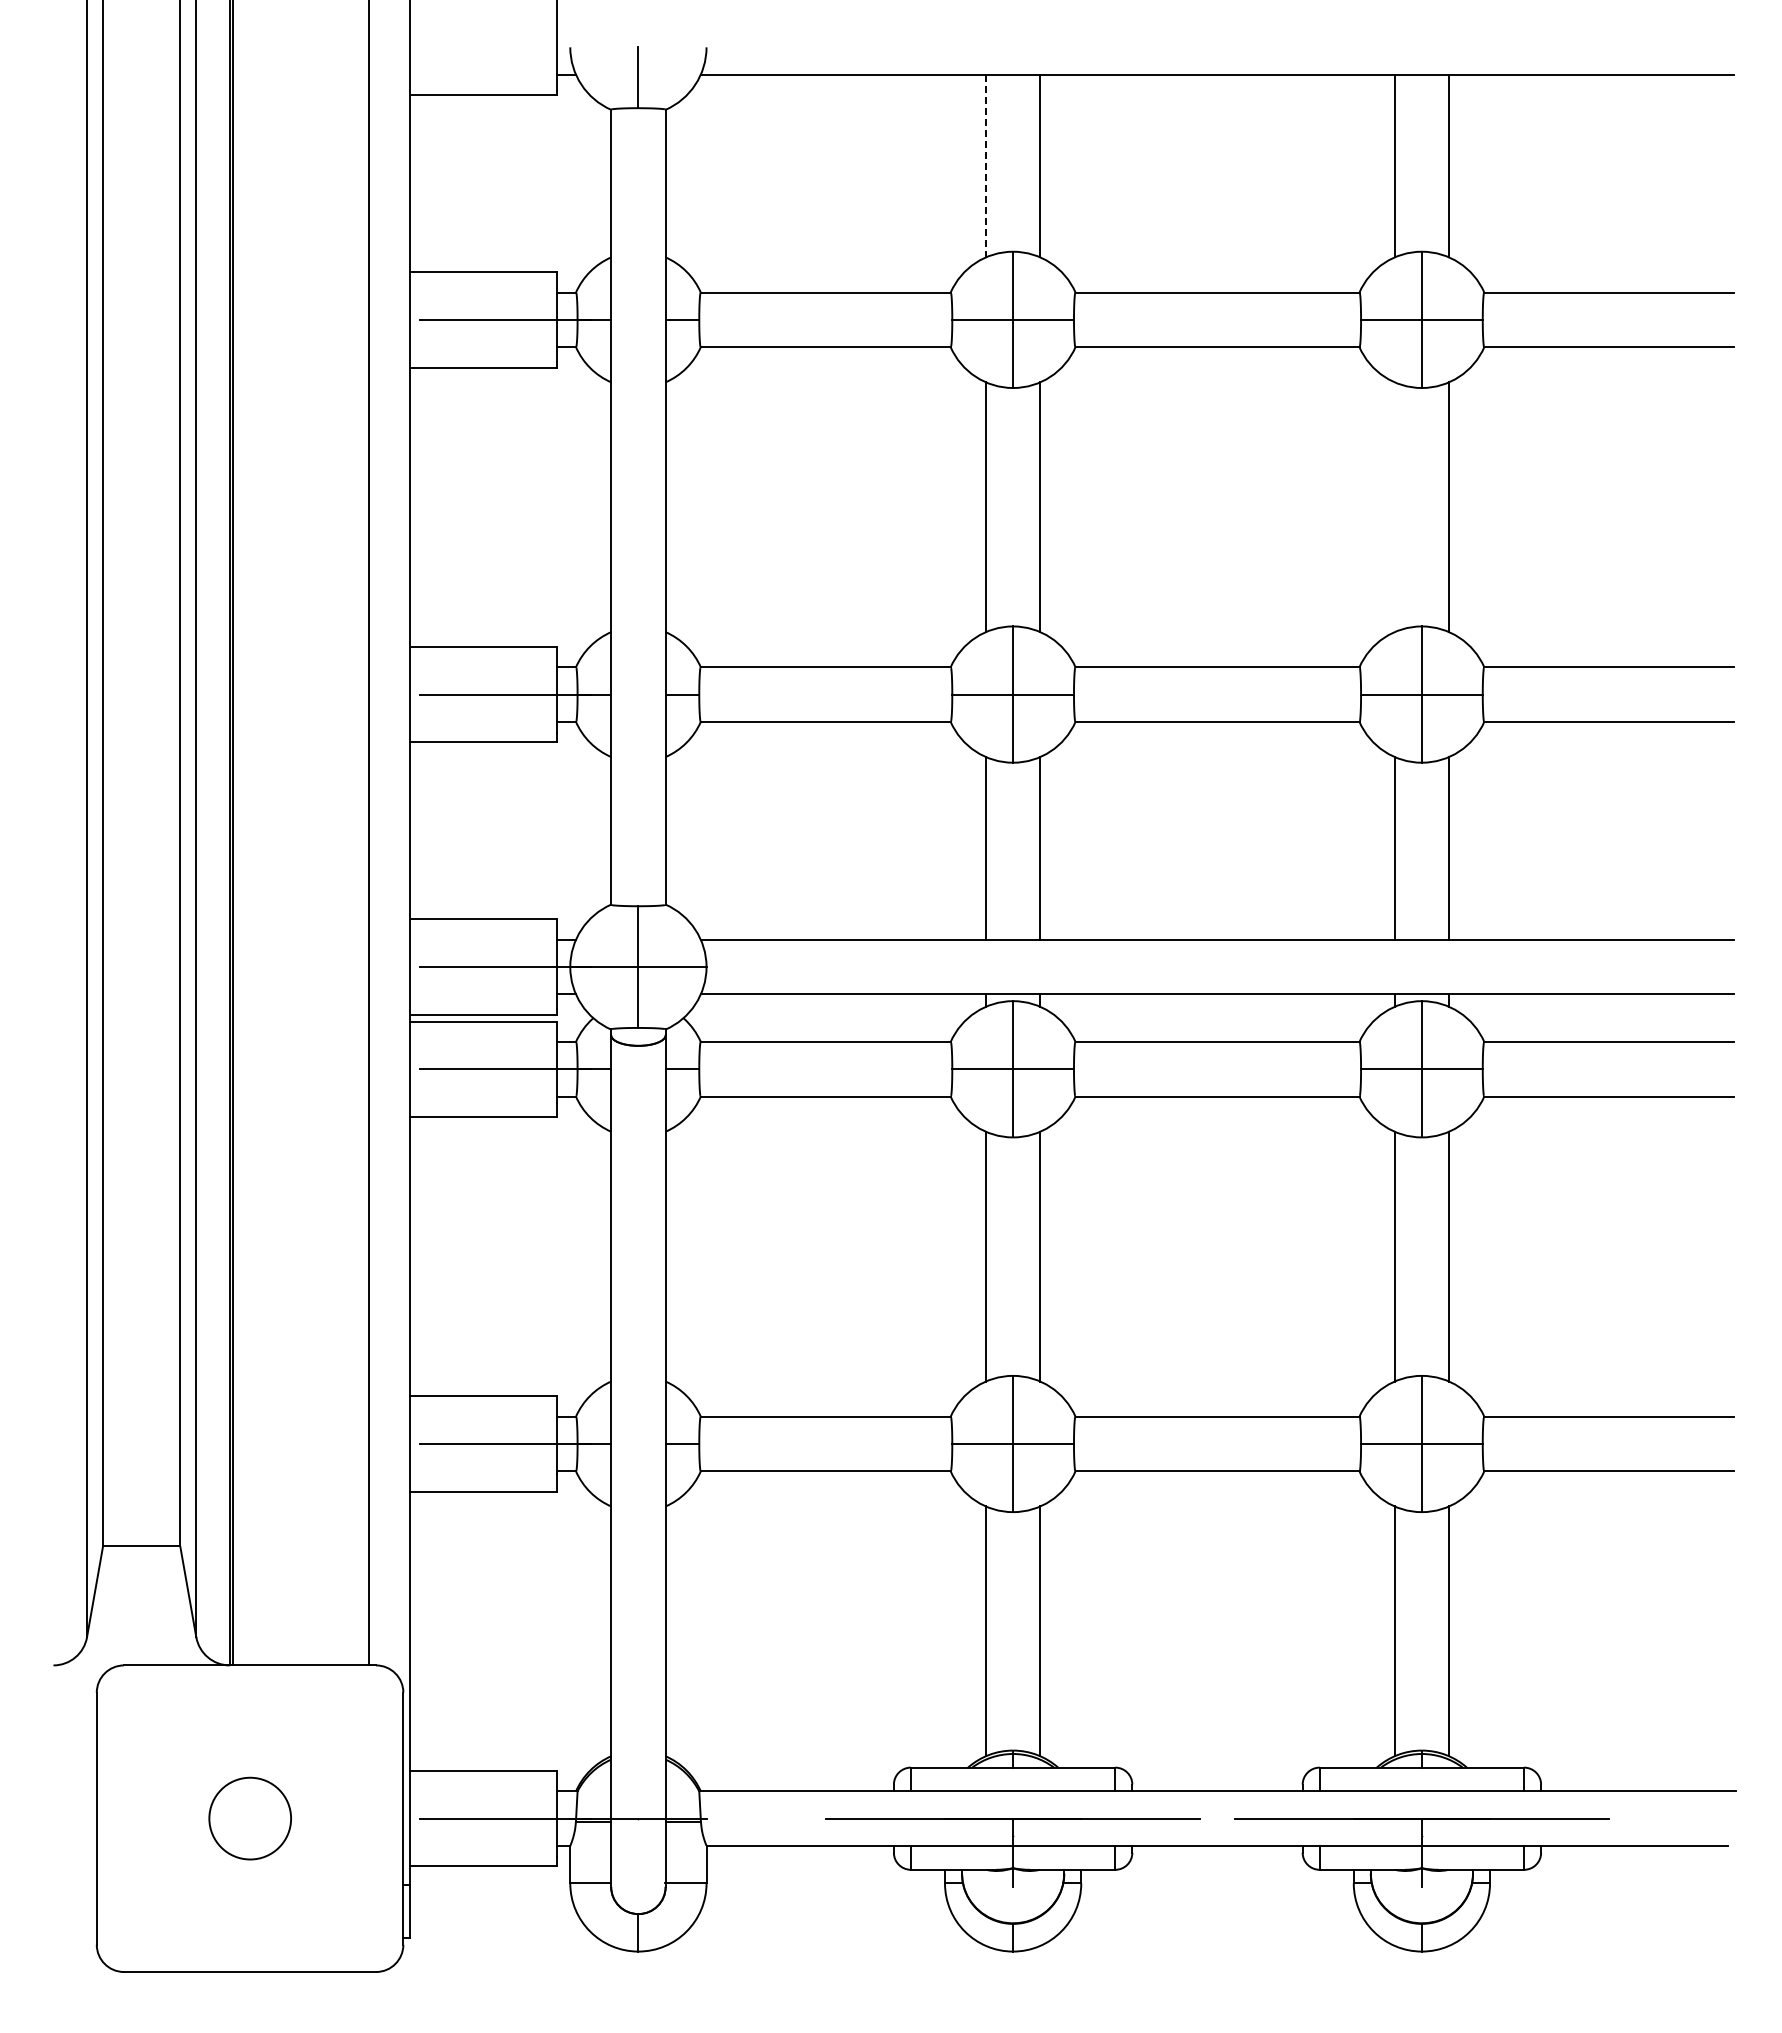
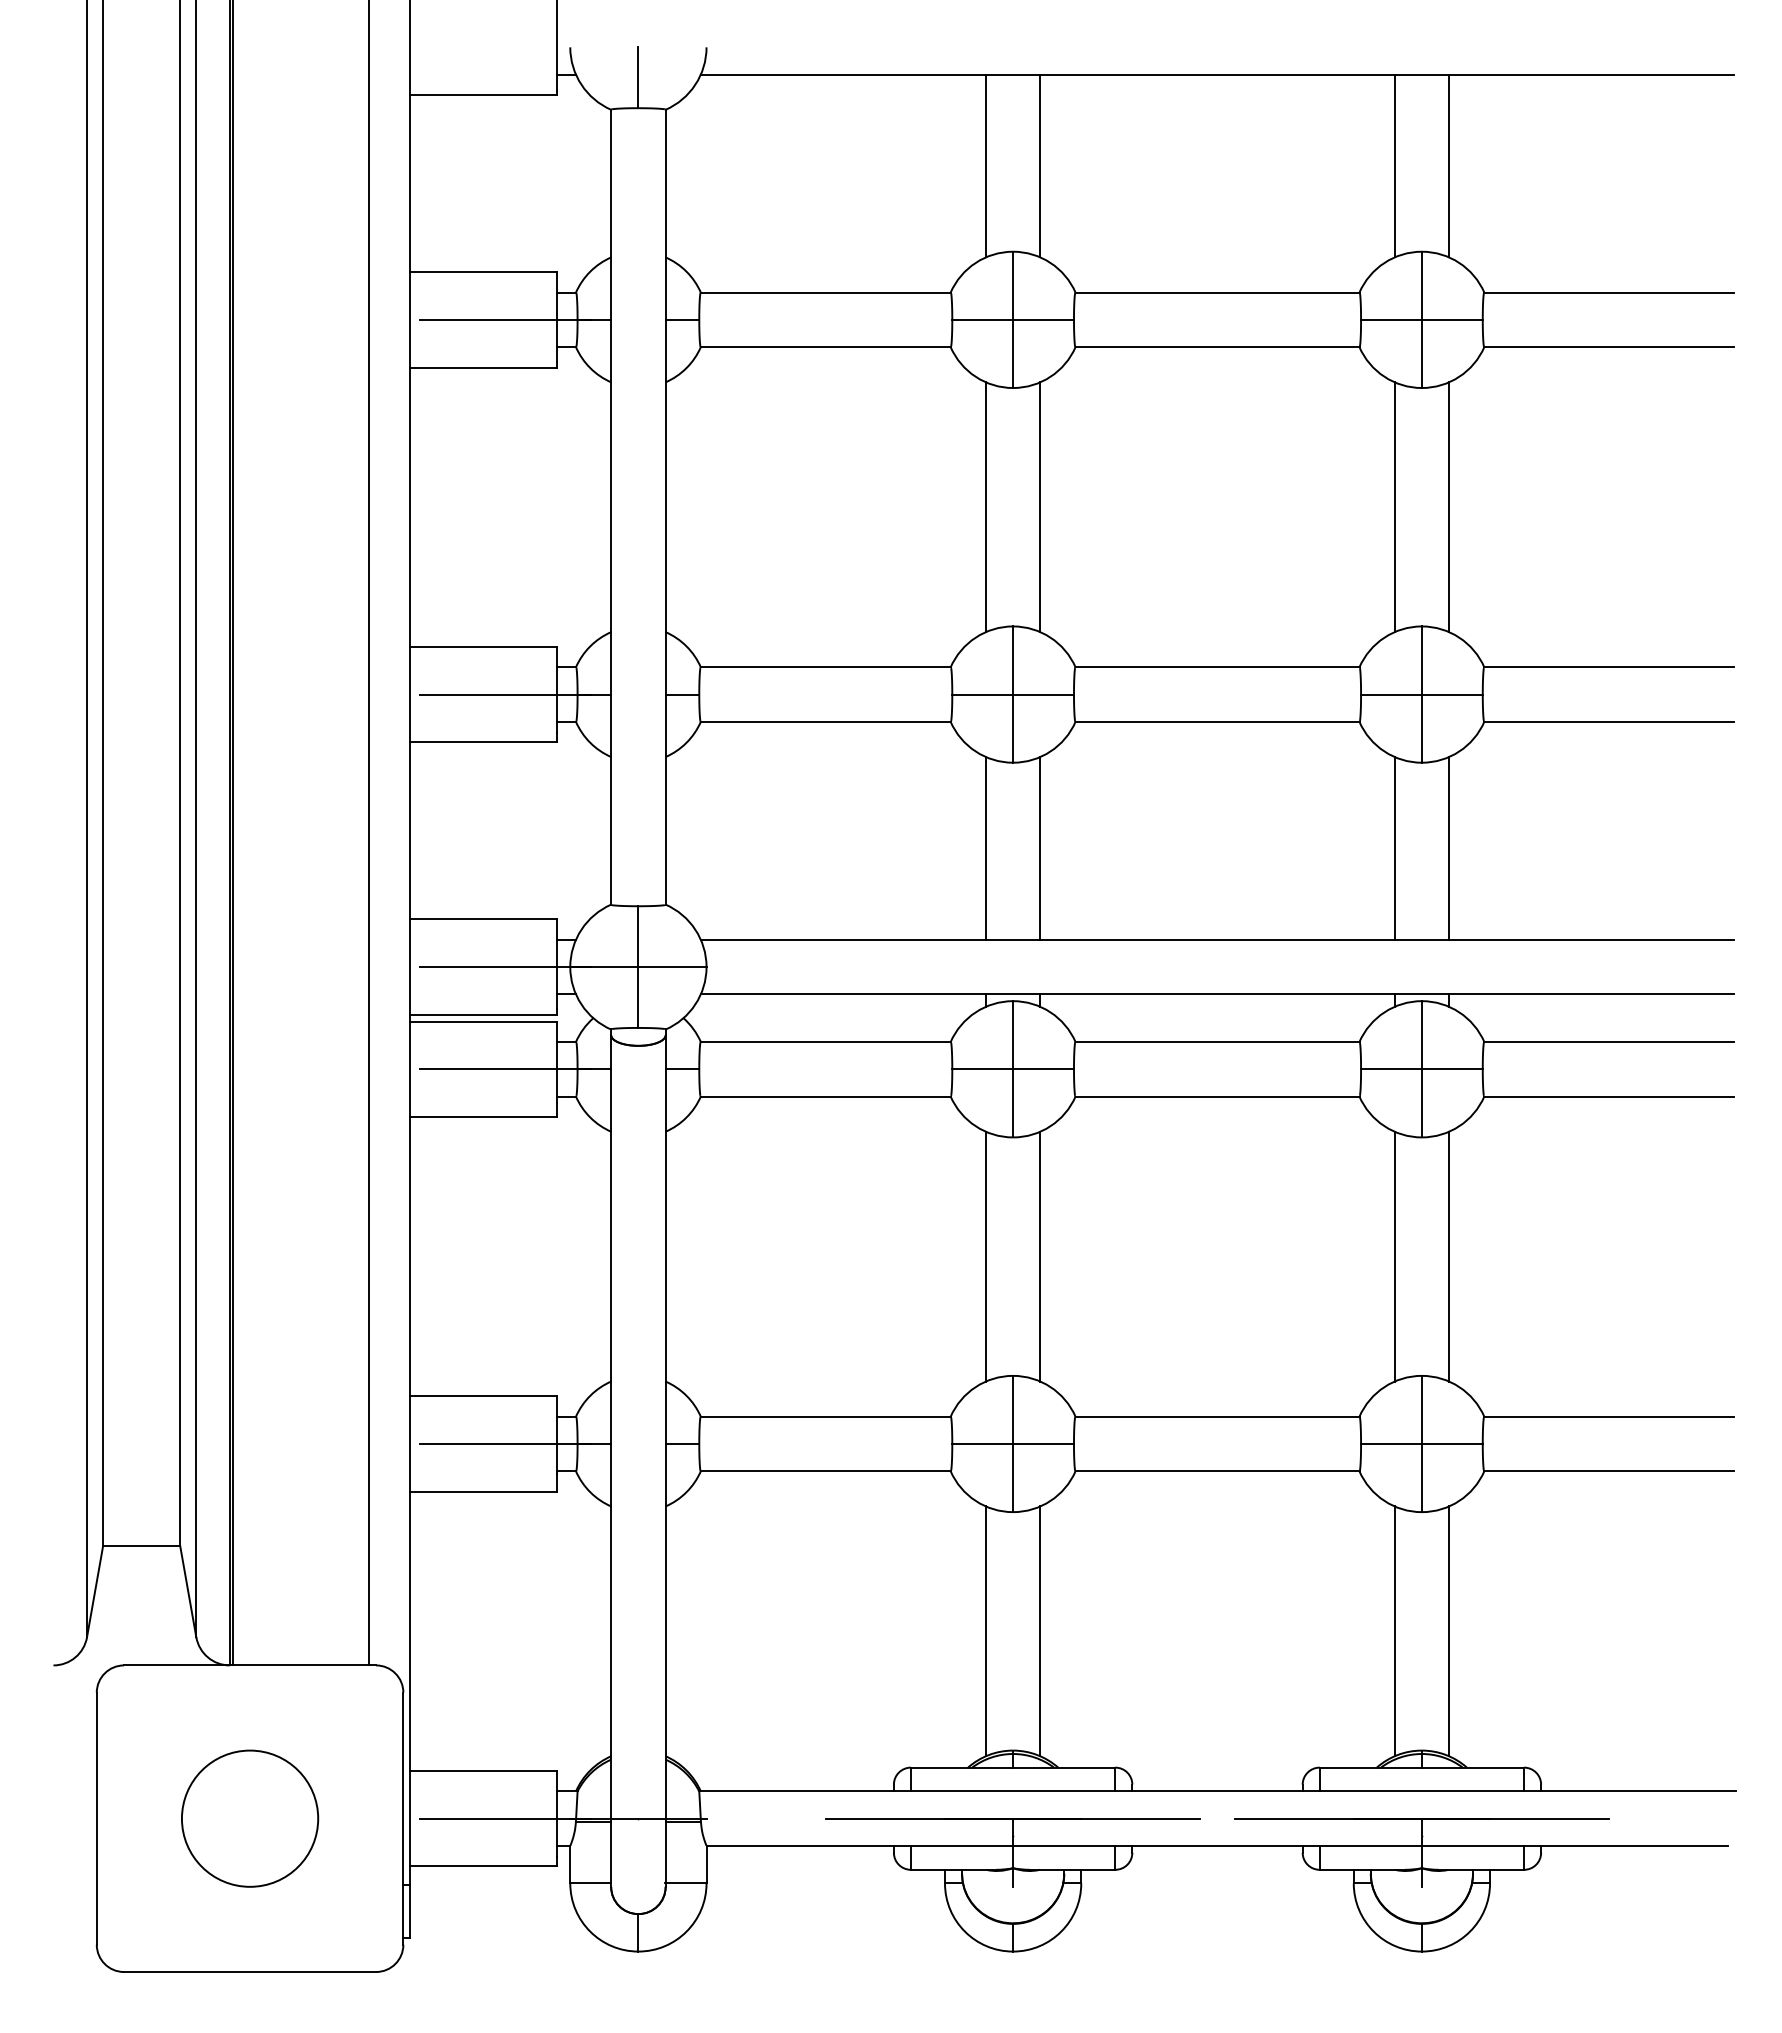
line: dashed -> solid (985, 166)
line: none -> present (1394, 507)
circle size: 84x85 px -> 139x139 px (250, 1818)
